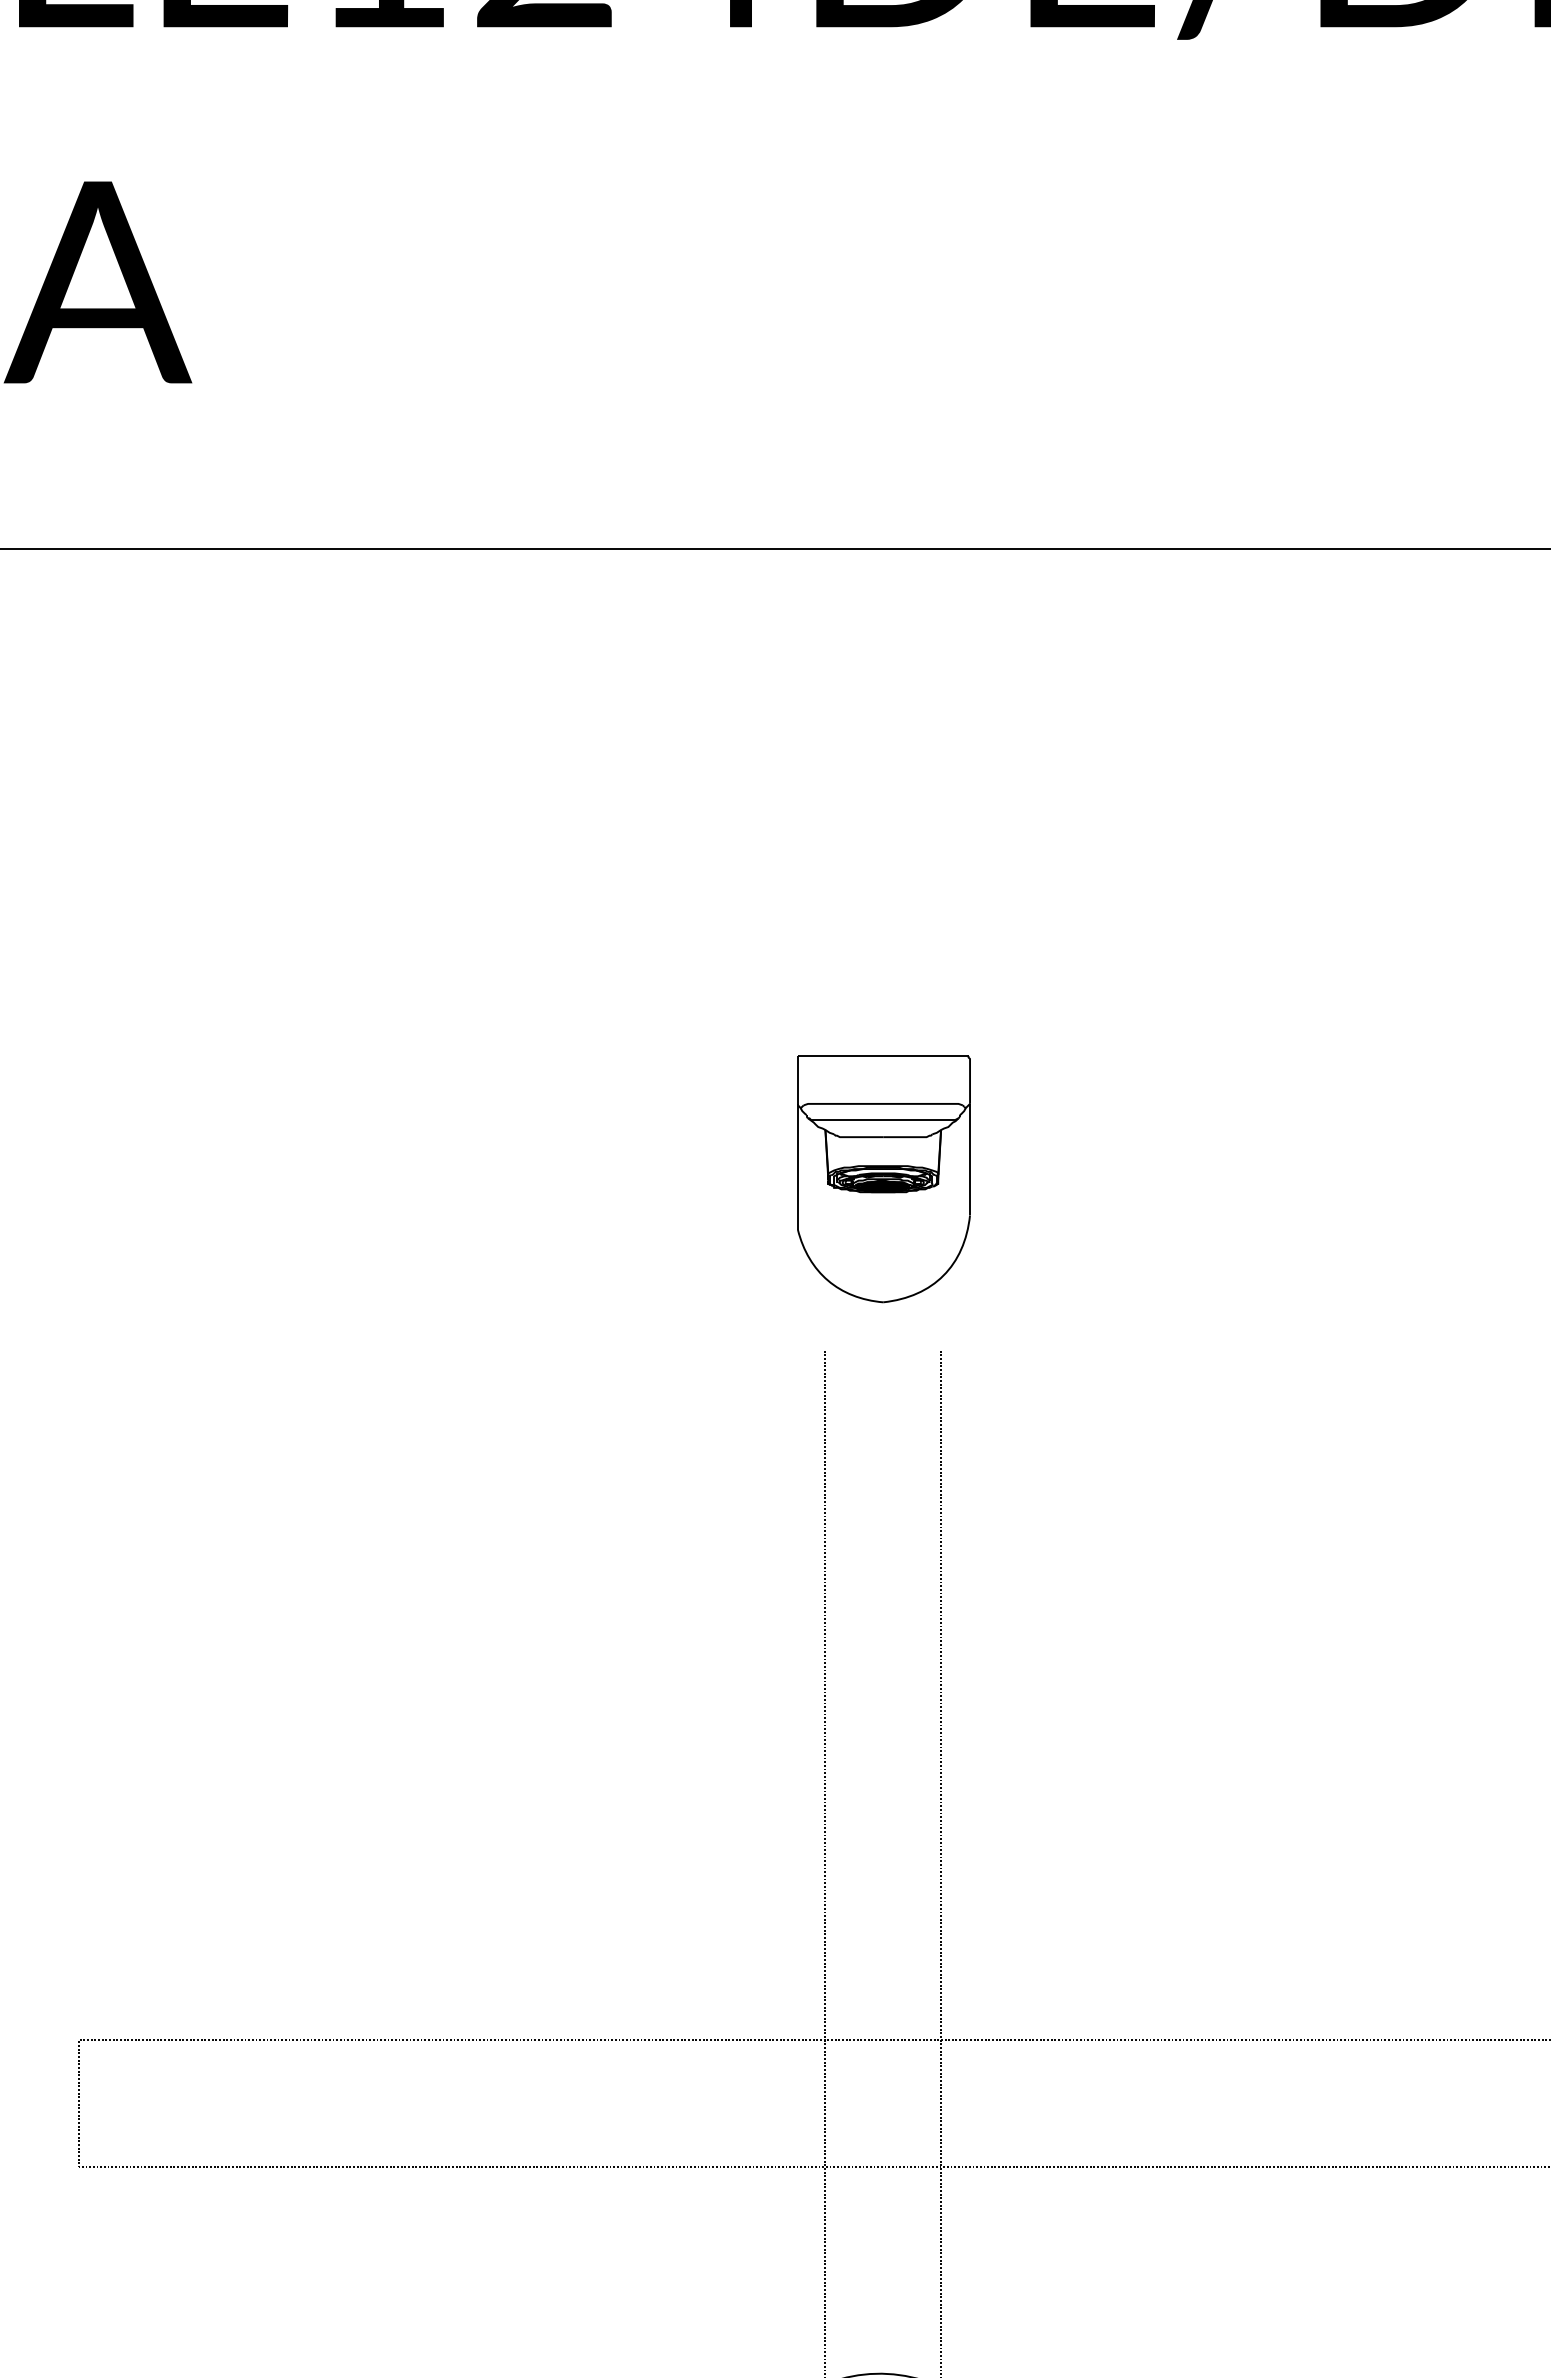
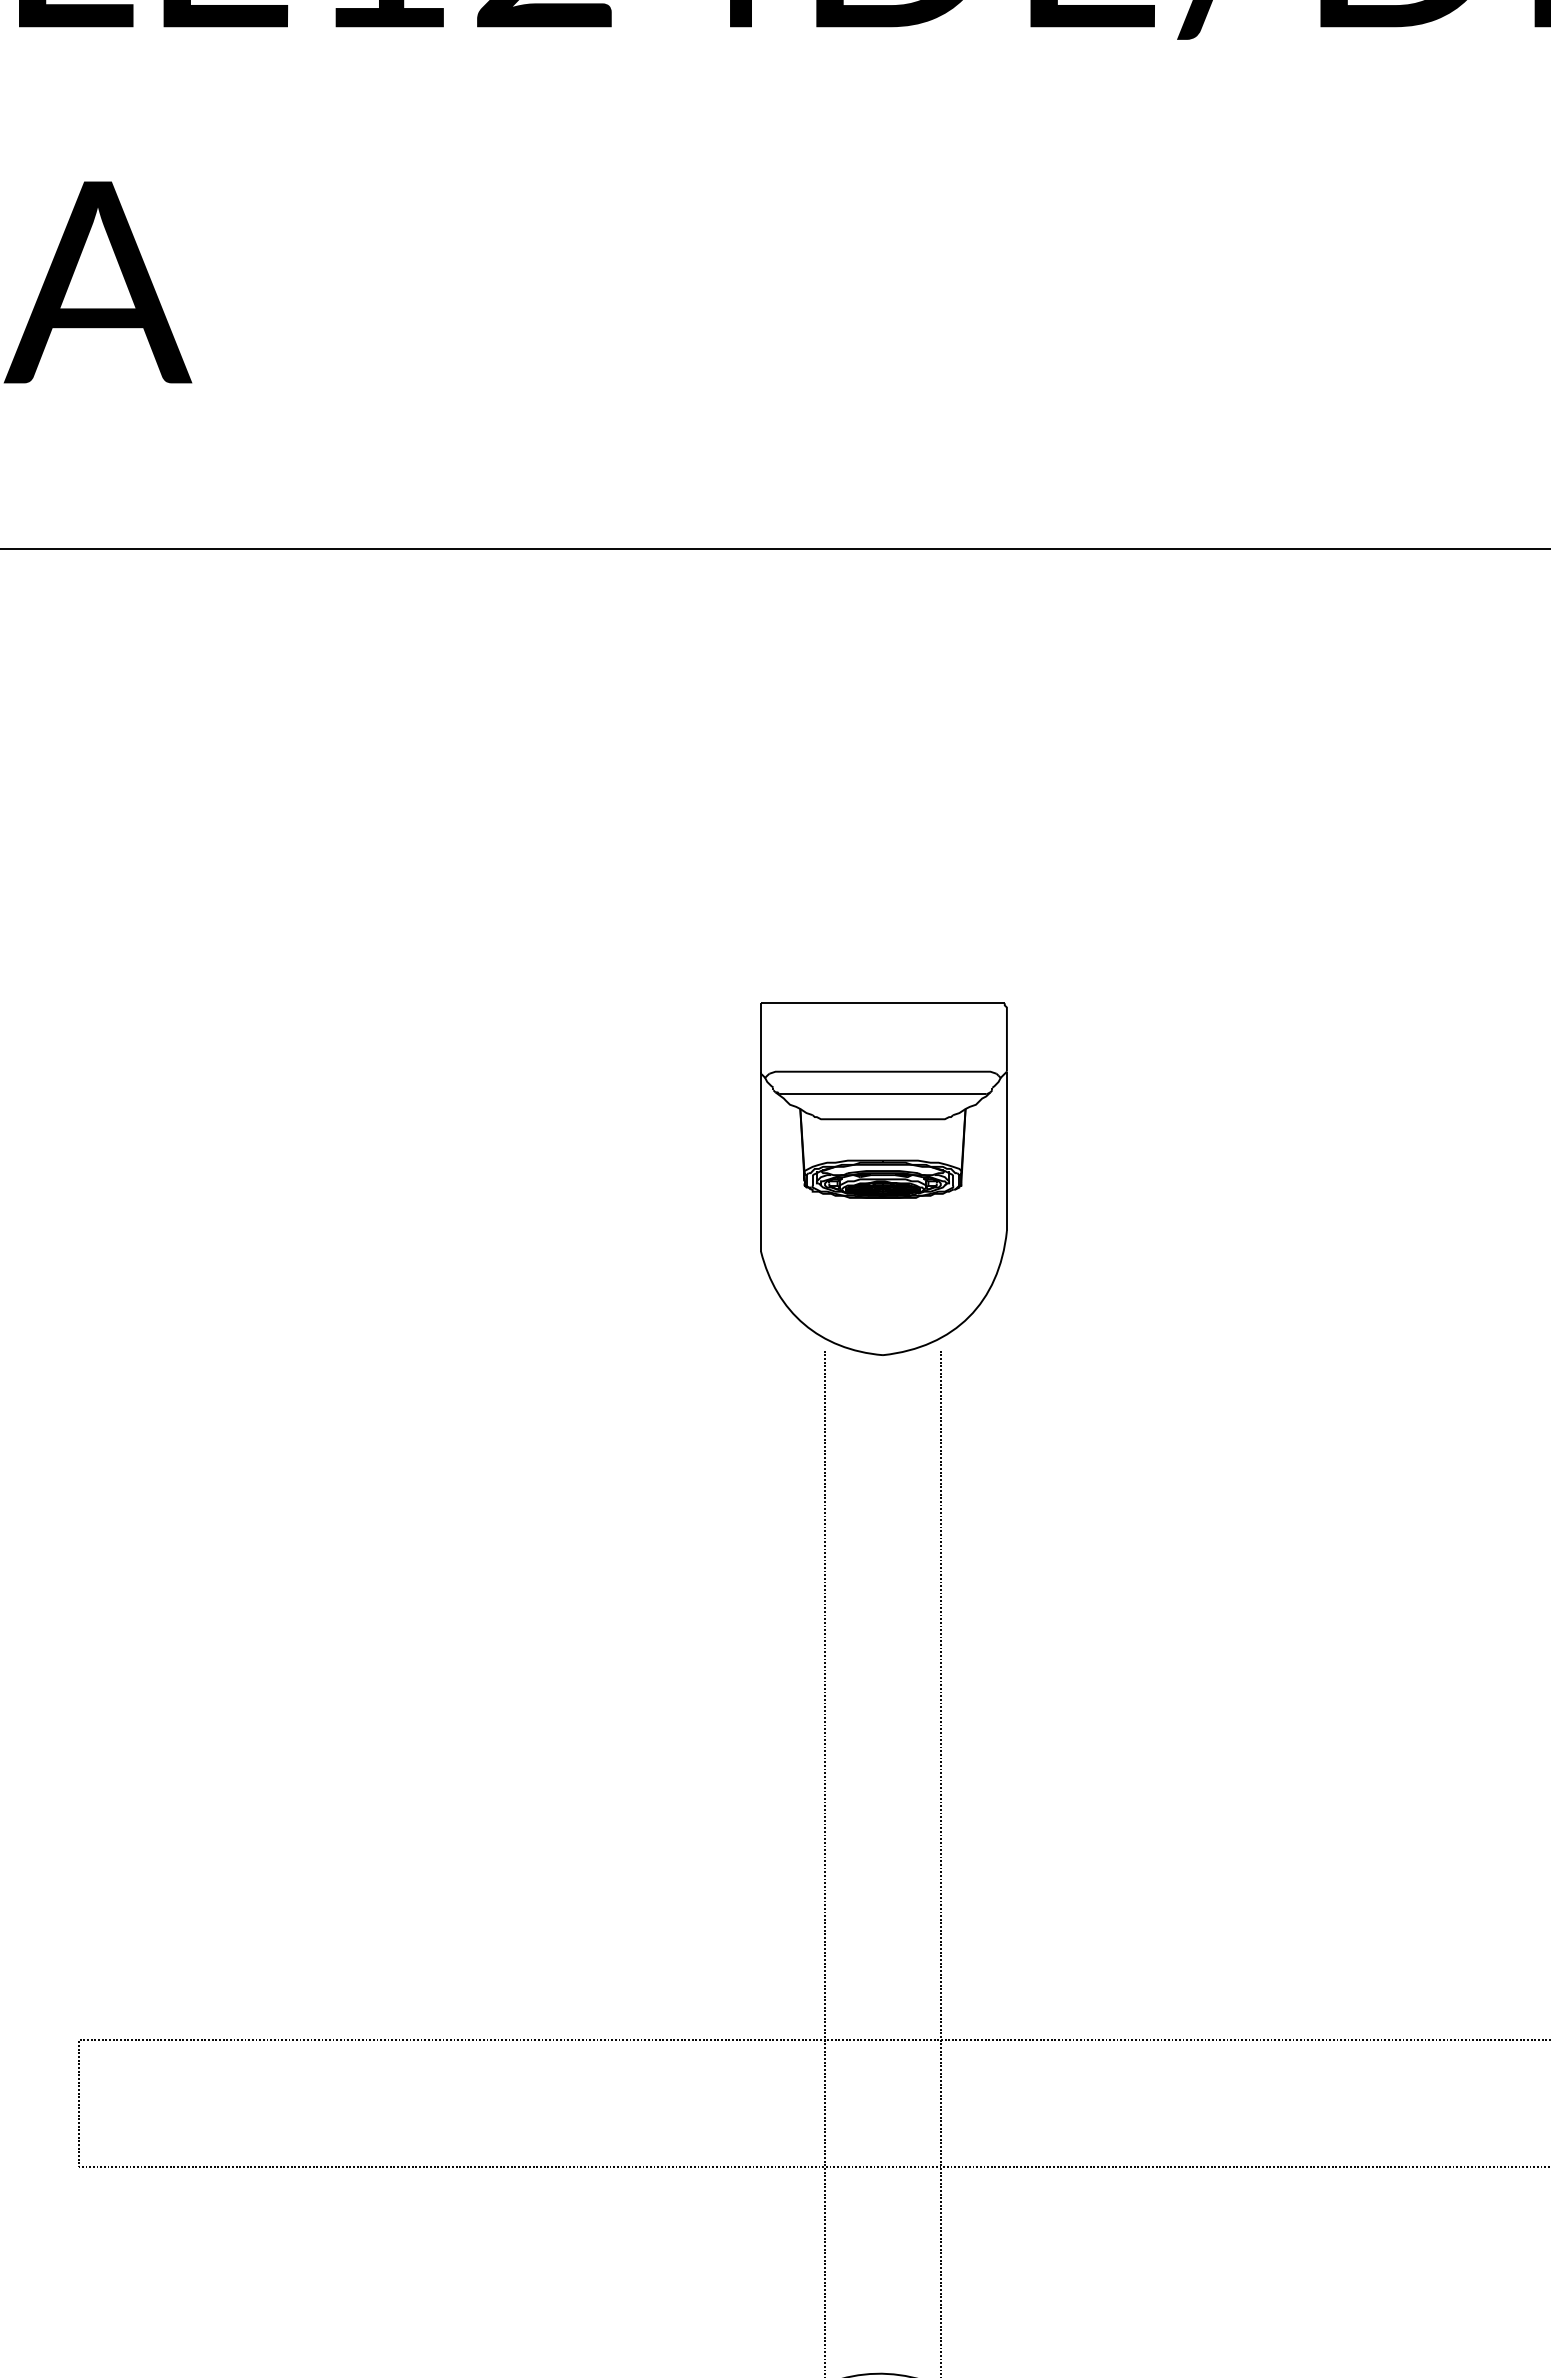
part size: 174x249 px -> 248x354 px (883, 1178)
